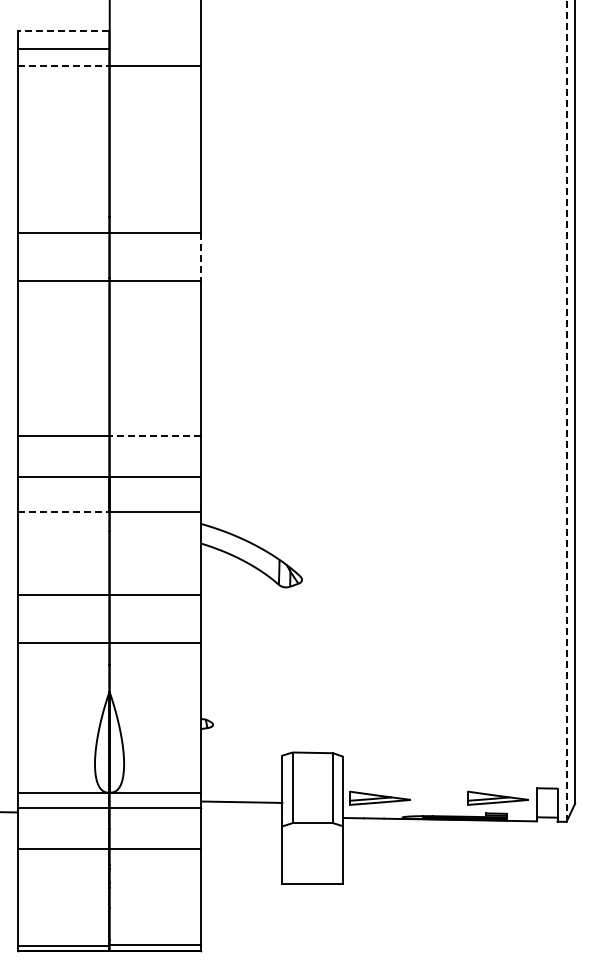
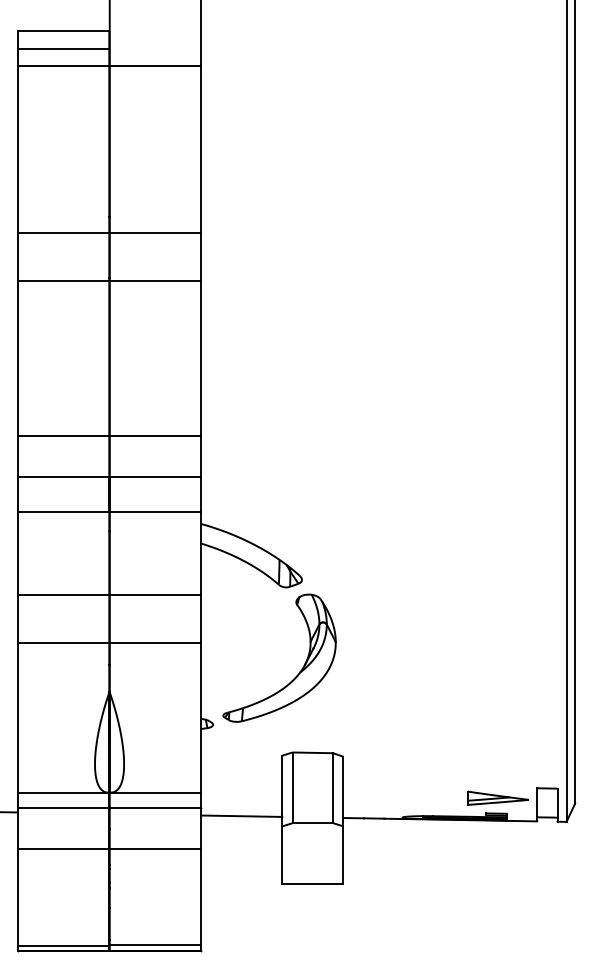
line: dashed -> solid (63, 30)
line: dashed -> solid (63, 65)
line: dashed -> solid (201, 257)
line: dashed -> solid (566, 411)
line: dashed -> solid (155, 435)
line: dashed -> solid (63, 512)
part: none -> present (299, 671)
part: present -> none (379, 797)
line position: (241, 801) -> (241, 815) (241, 815)
